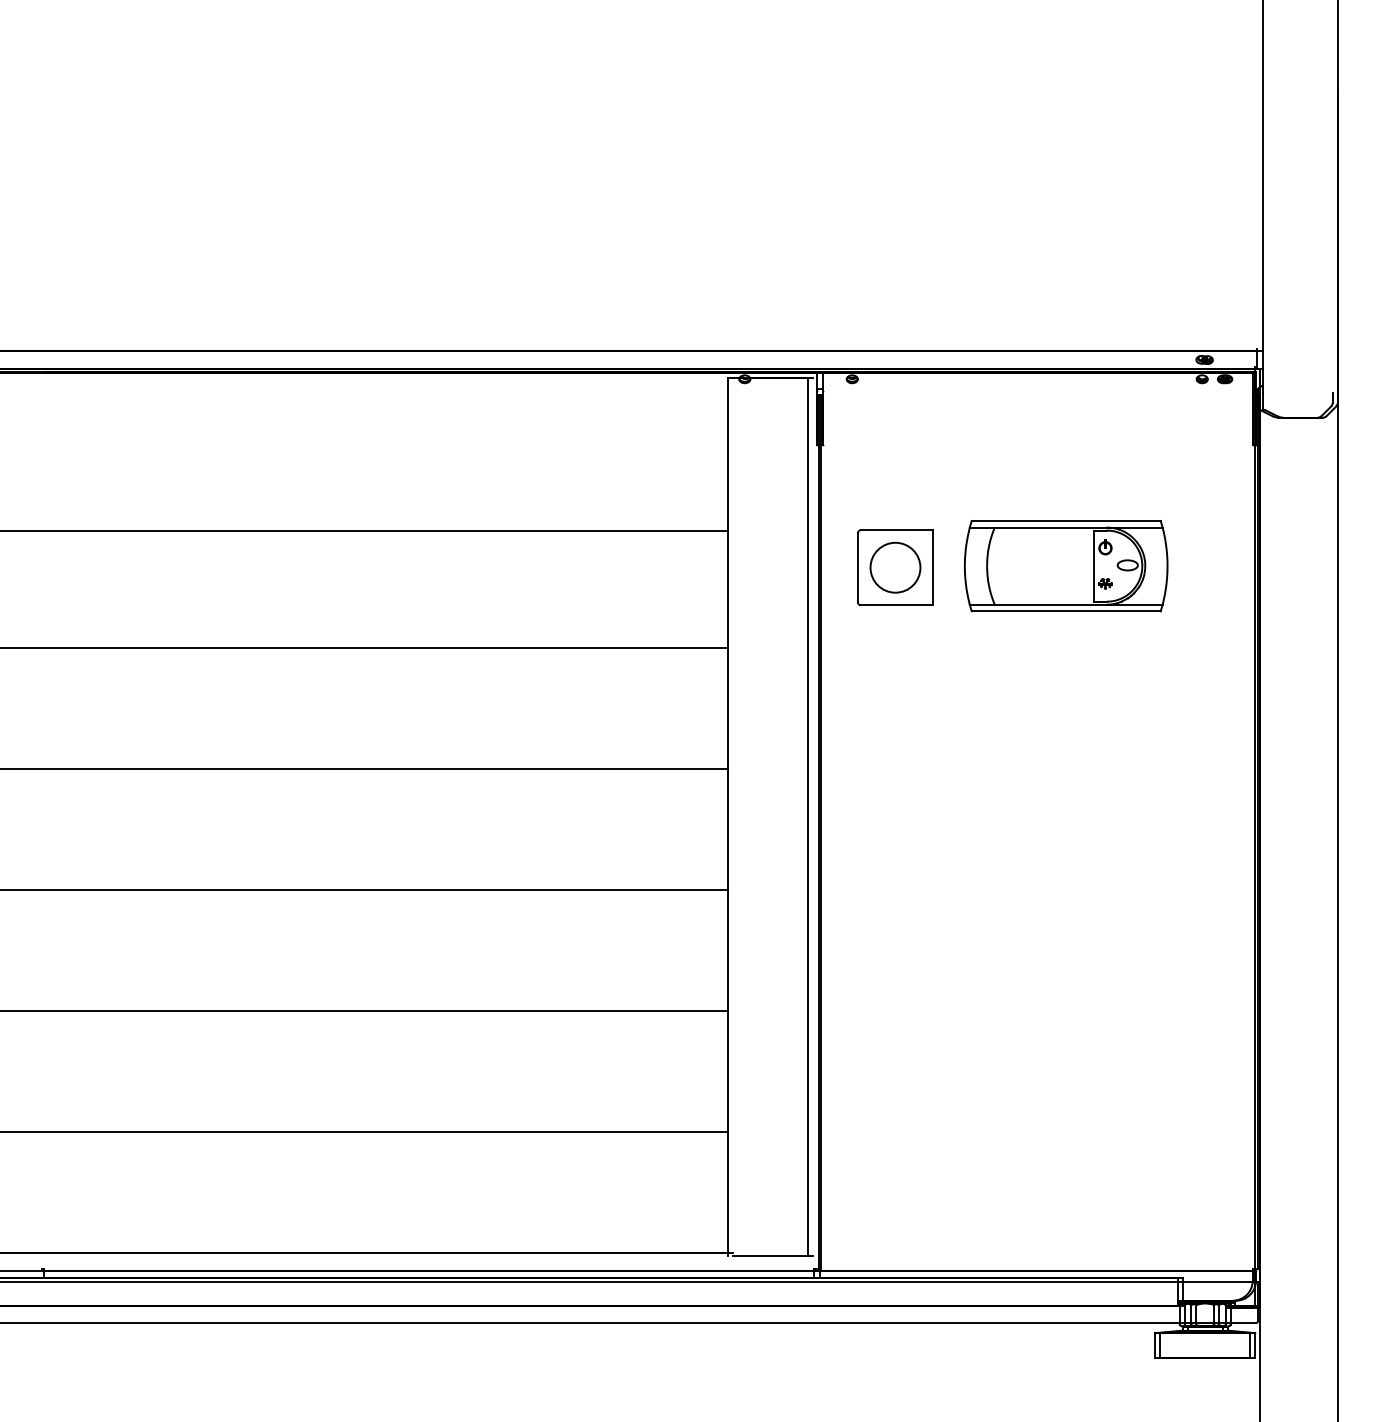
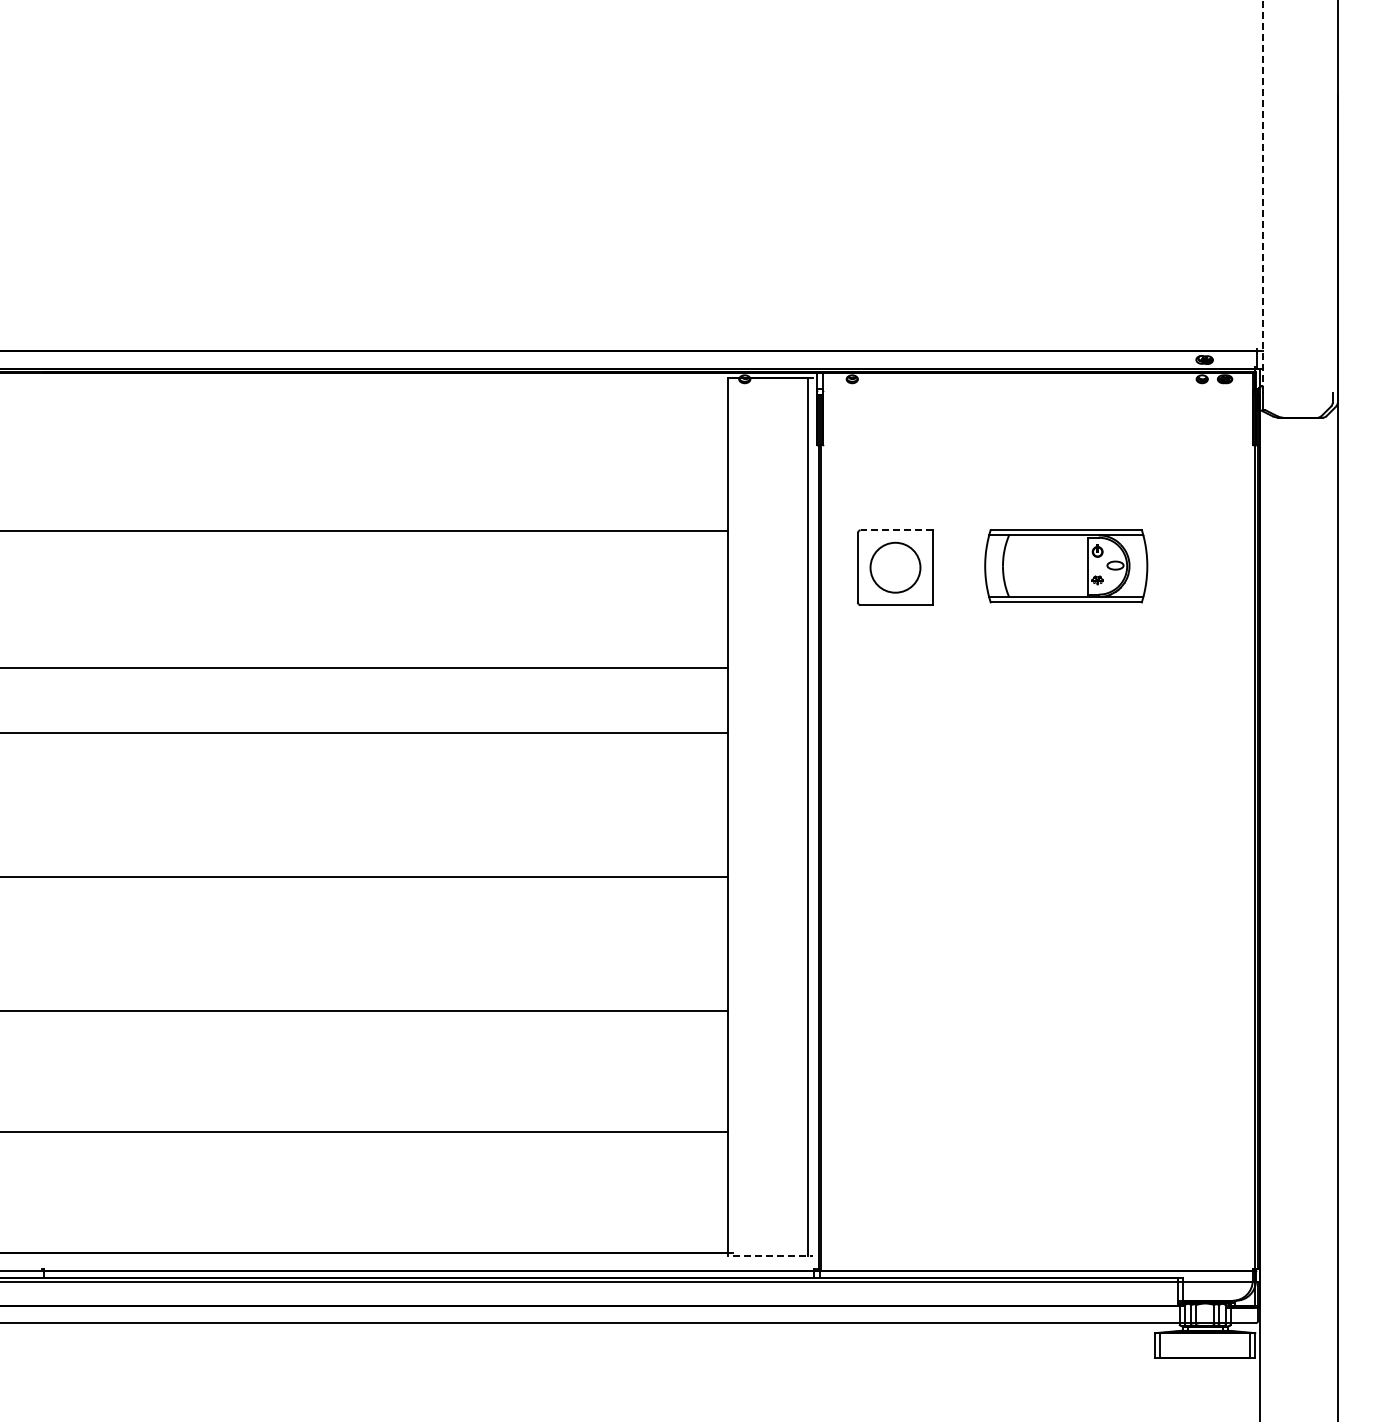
line: solid -> dashed (1262, 196)
line: solid -> dashed (896, 530)
part size: 205x93 px -> 165x75 px (1066, 566)
line position: (364, 647) -> (364, 667) (364, 667)
line position: (364, 768) -> (364, 732) (364, 732)
line position: (364, 889) -> (364, 876) (364, 876)
line: solid -> dashed (773, 1256)
